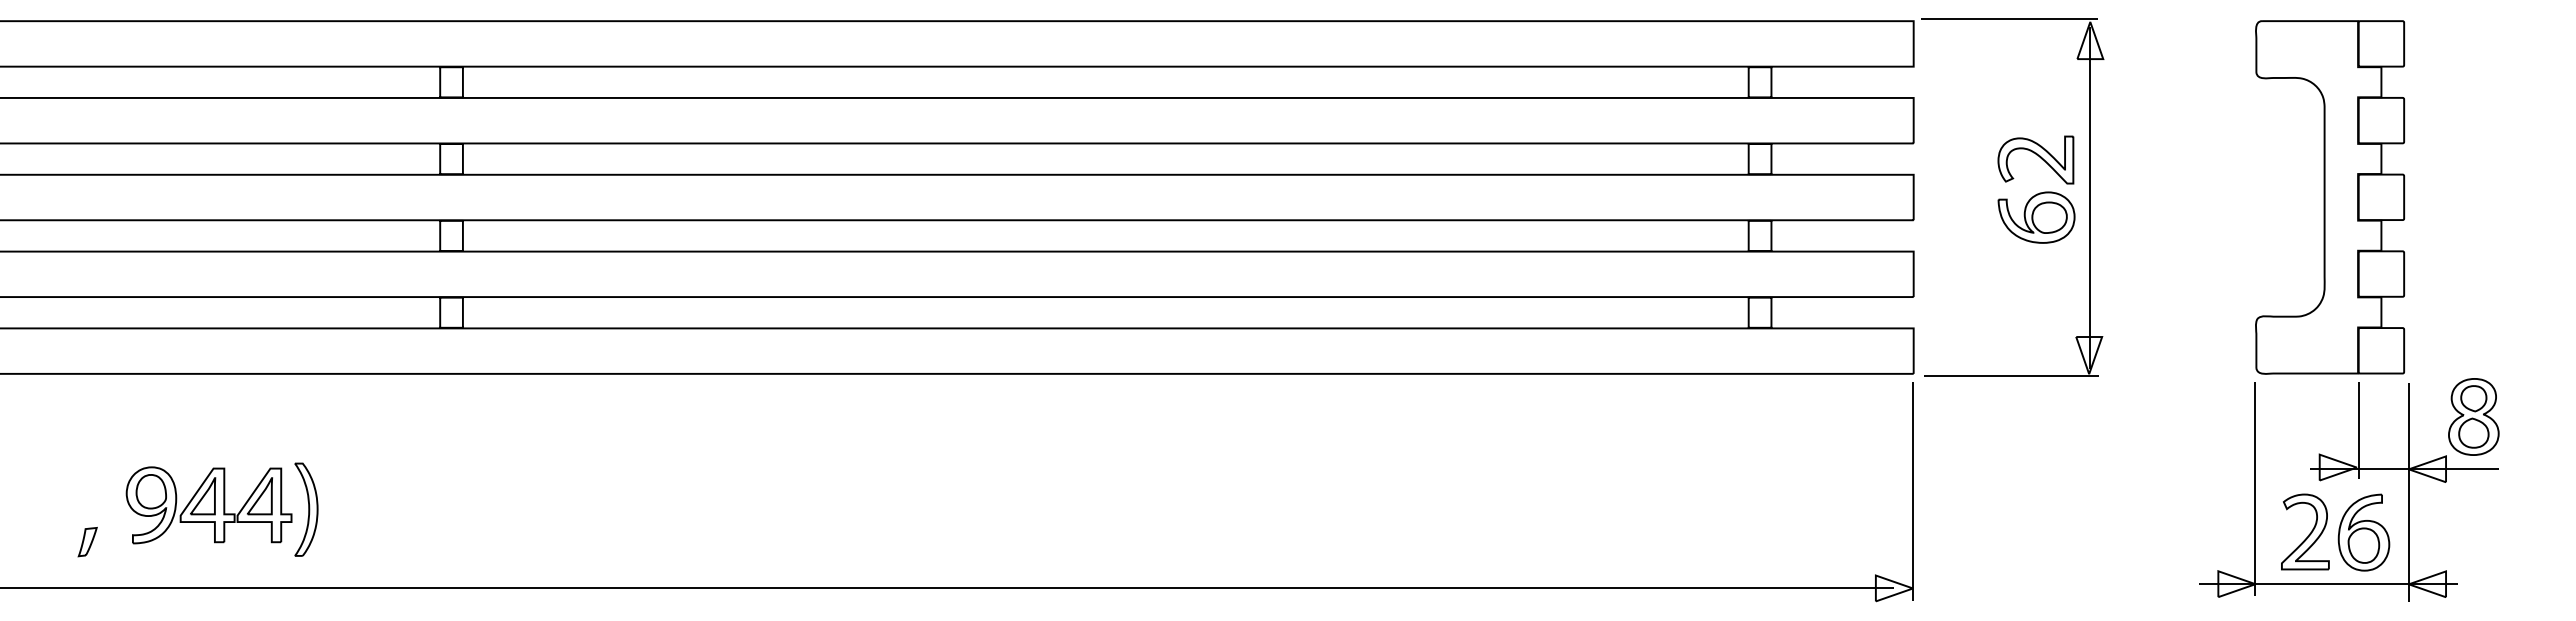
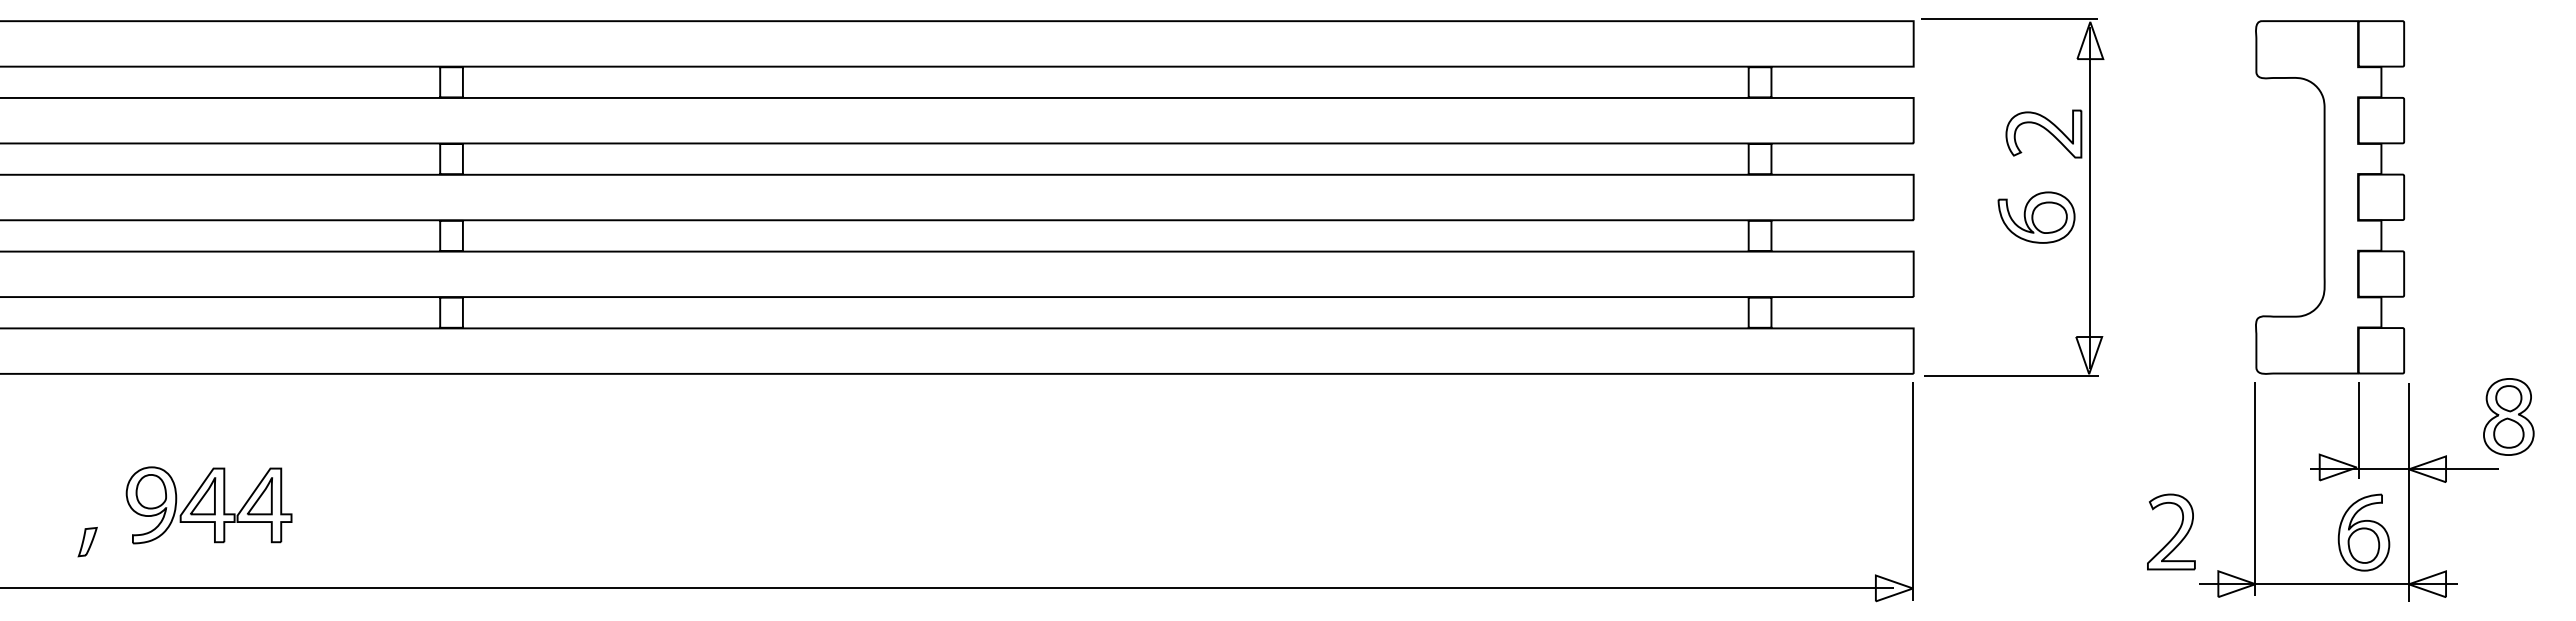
part position: (2035, 159) -> (2043, 133) (2043, 133)
part position: (2473, 416) -> (2508, 416) (2508, 416)
part: present -> none (306, 509)
part position: (2305, 531) -> (2171, 531) (2171, 531)
